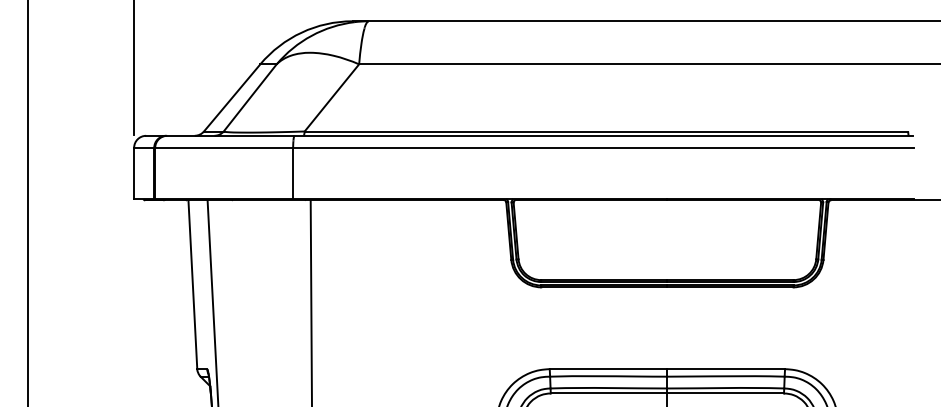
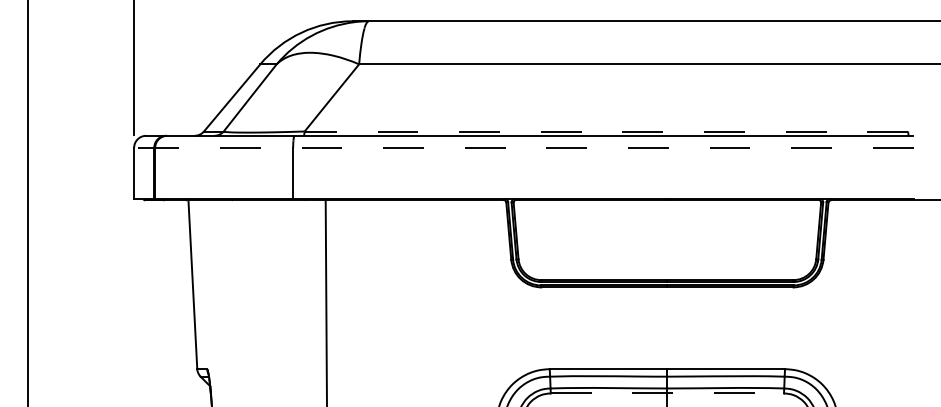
line: solid -> dashed (606, 131)
line: solid -> dashed (523, 147)
line: present -> none (212, 301)
line position: (310, 301) -> (325, 301) (325, 301)
line: solid -> dashed (667, 393)
